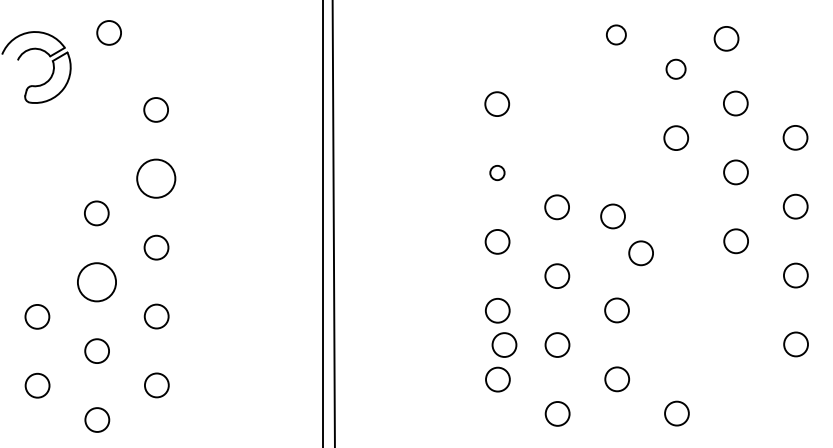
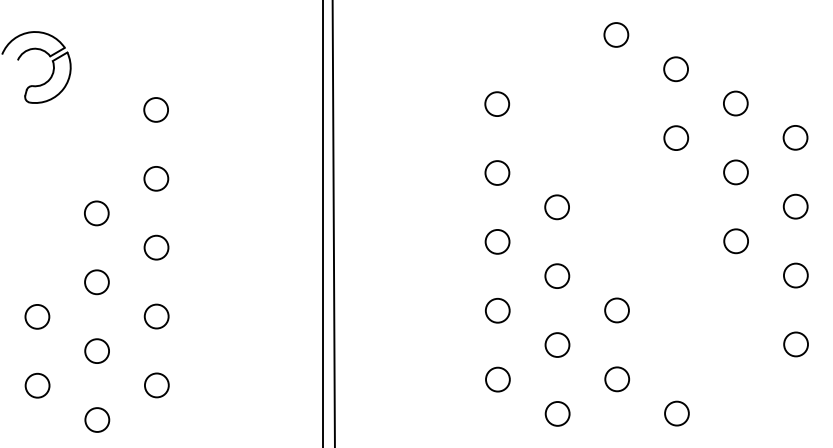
circle: present -> none (108, 32)
circle size: 21x22 px -> 27x26 px (616, 34)
circle: present -> none (726, 38)
circle size: 22x22 px -> 26x27 px (675, 69)
circle size: 17x16 px -> 27x26 px (497, 172)
circle size: 41x41 px -> 27x26 px (156, 178)
circle: present -> none (612, 216)
circle: present -> none (640, 253)
circle diameter: 38 px -> 24 px (96, 282)
circle: present -> none (504, 344)
